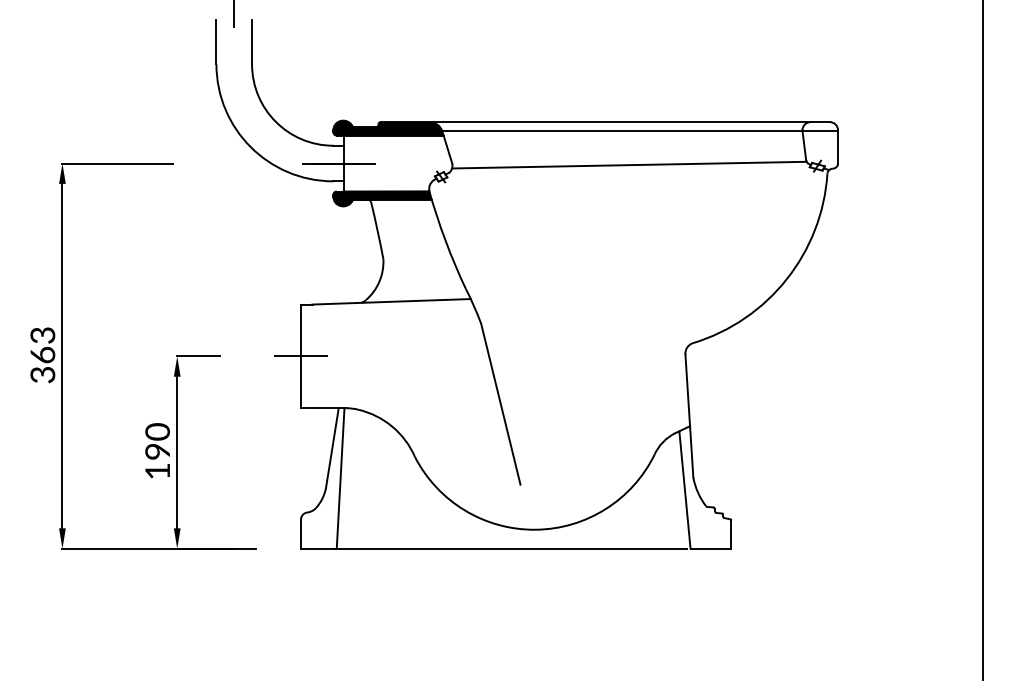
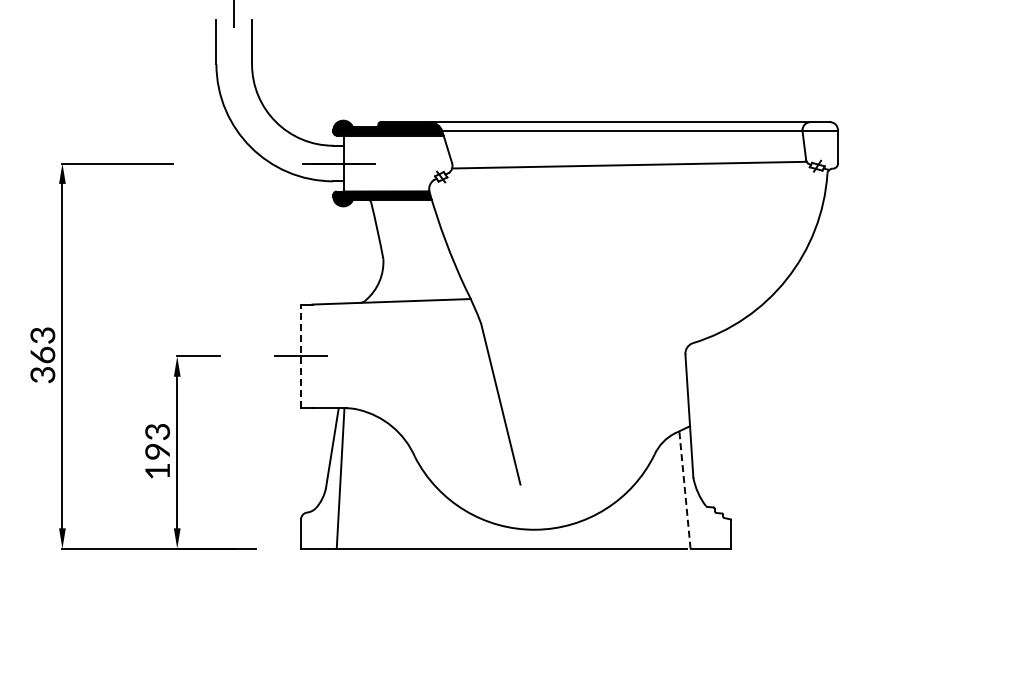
line: present -> none (982, 339)
line: solid -> dashed (301, 356)
text: 190 -> 193 (157, 431)
line: solid -> dashed (684, 490)
